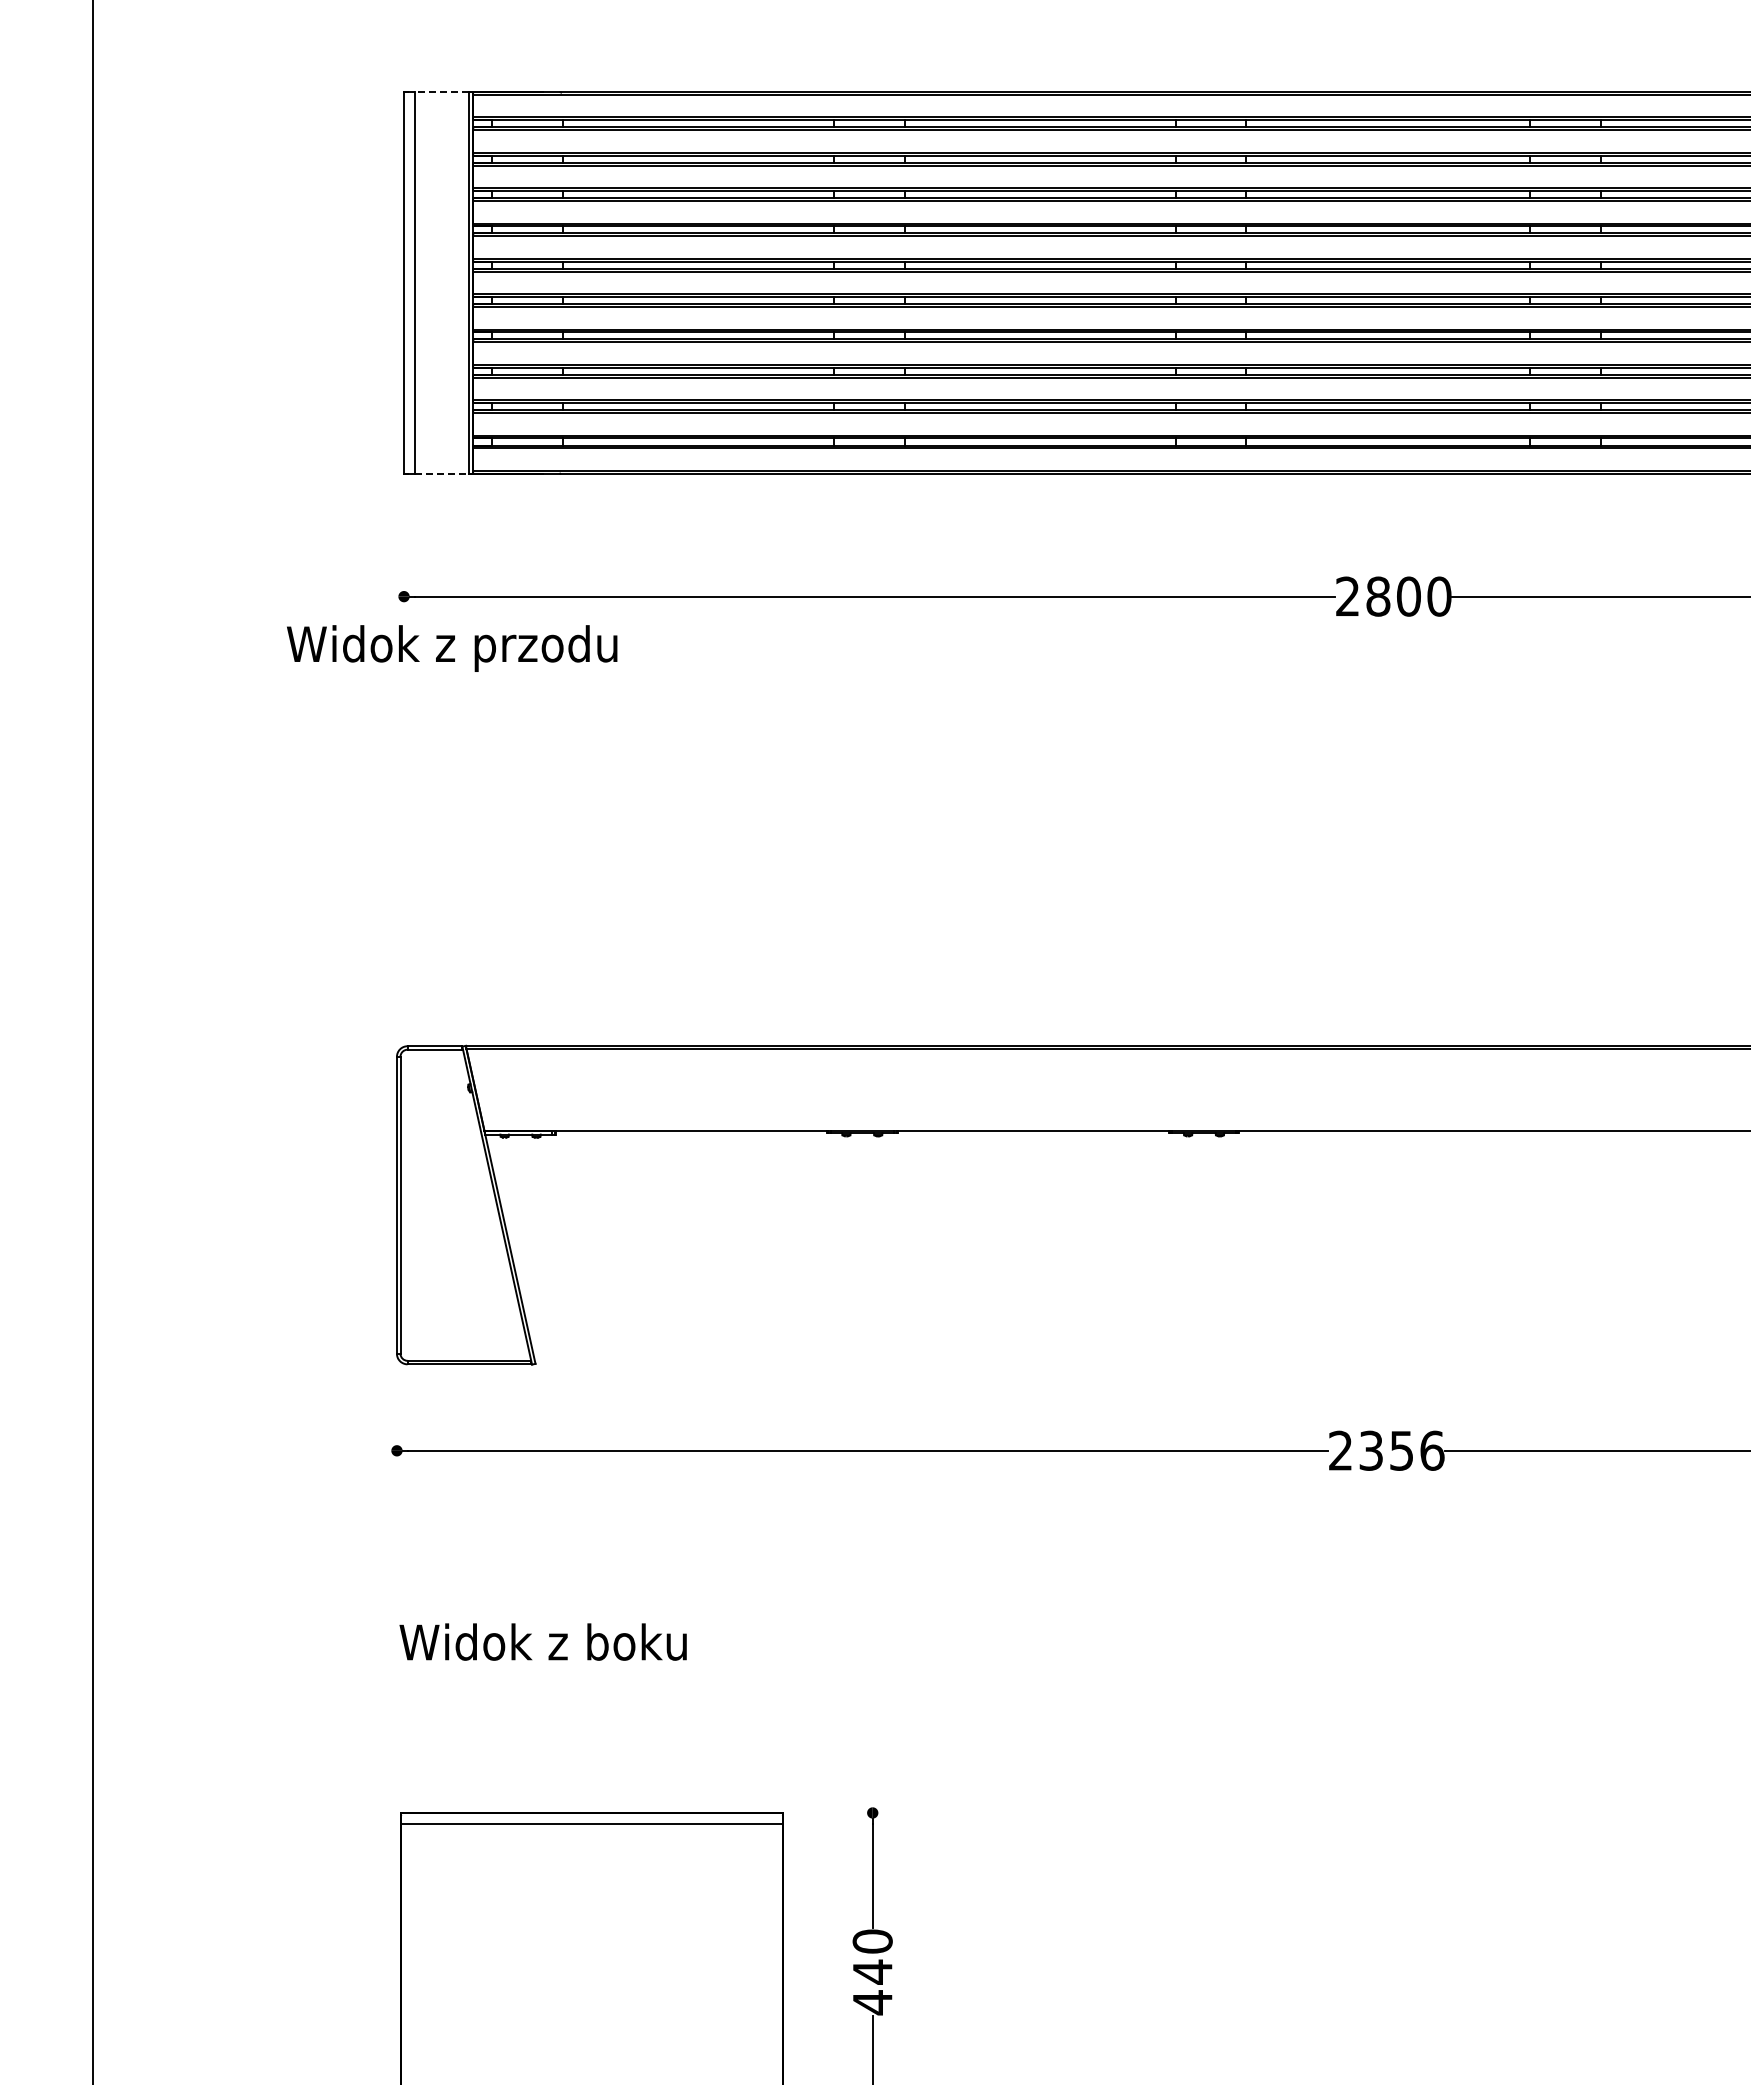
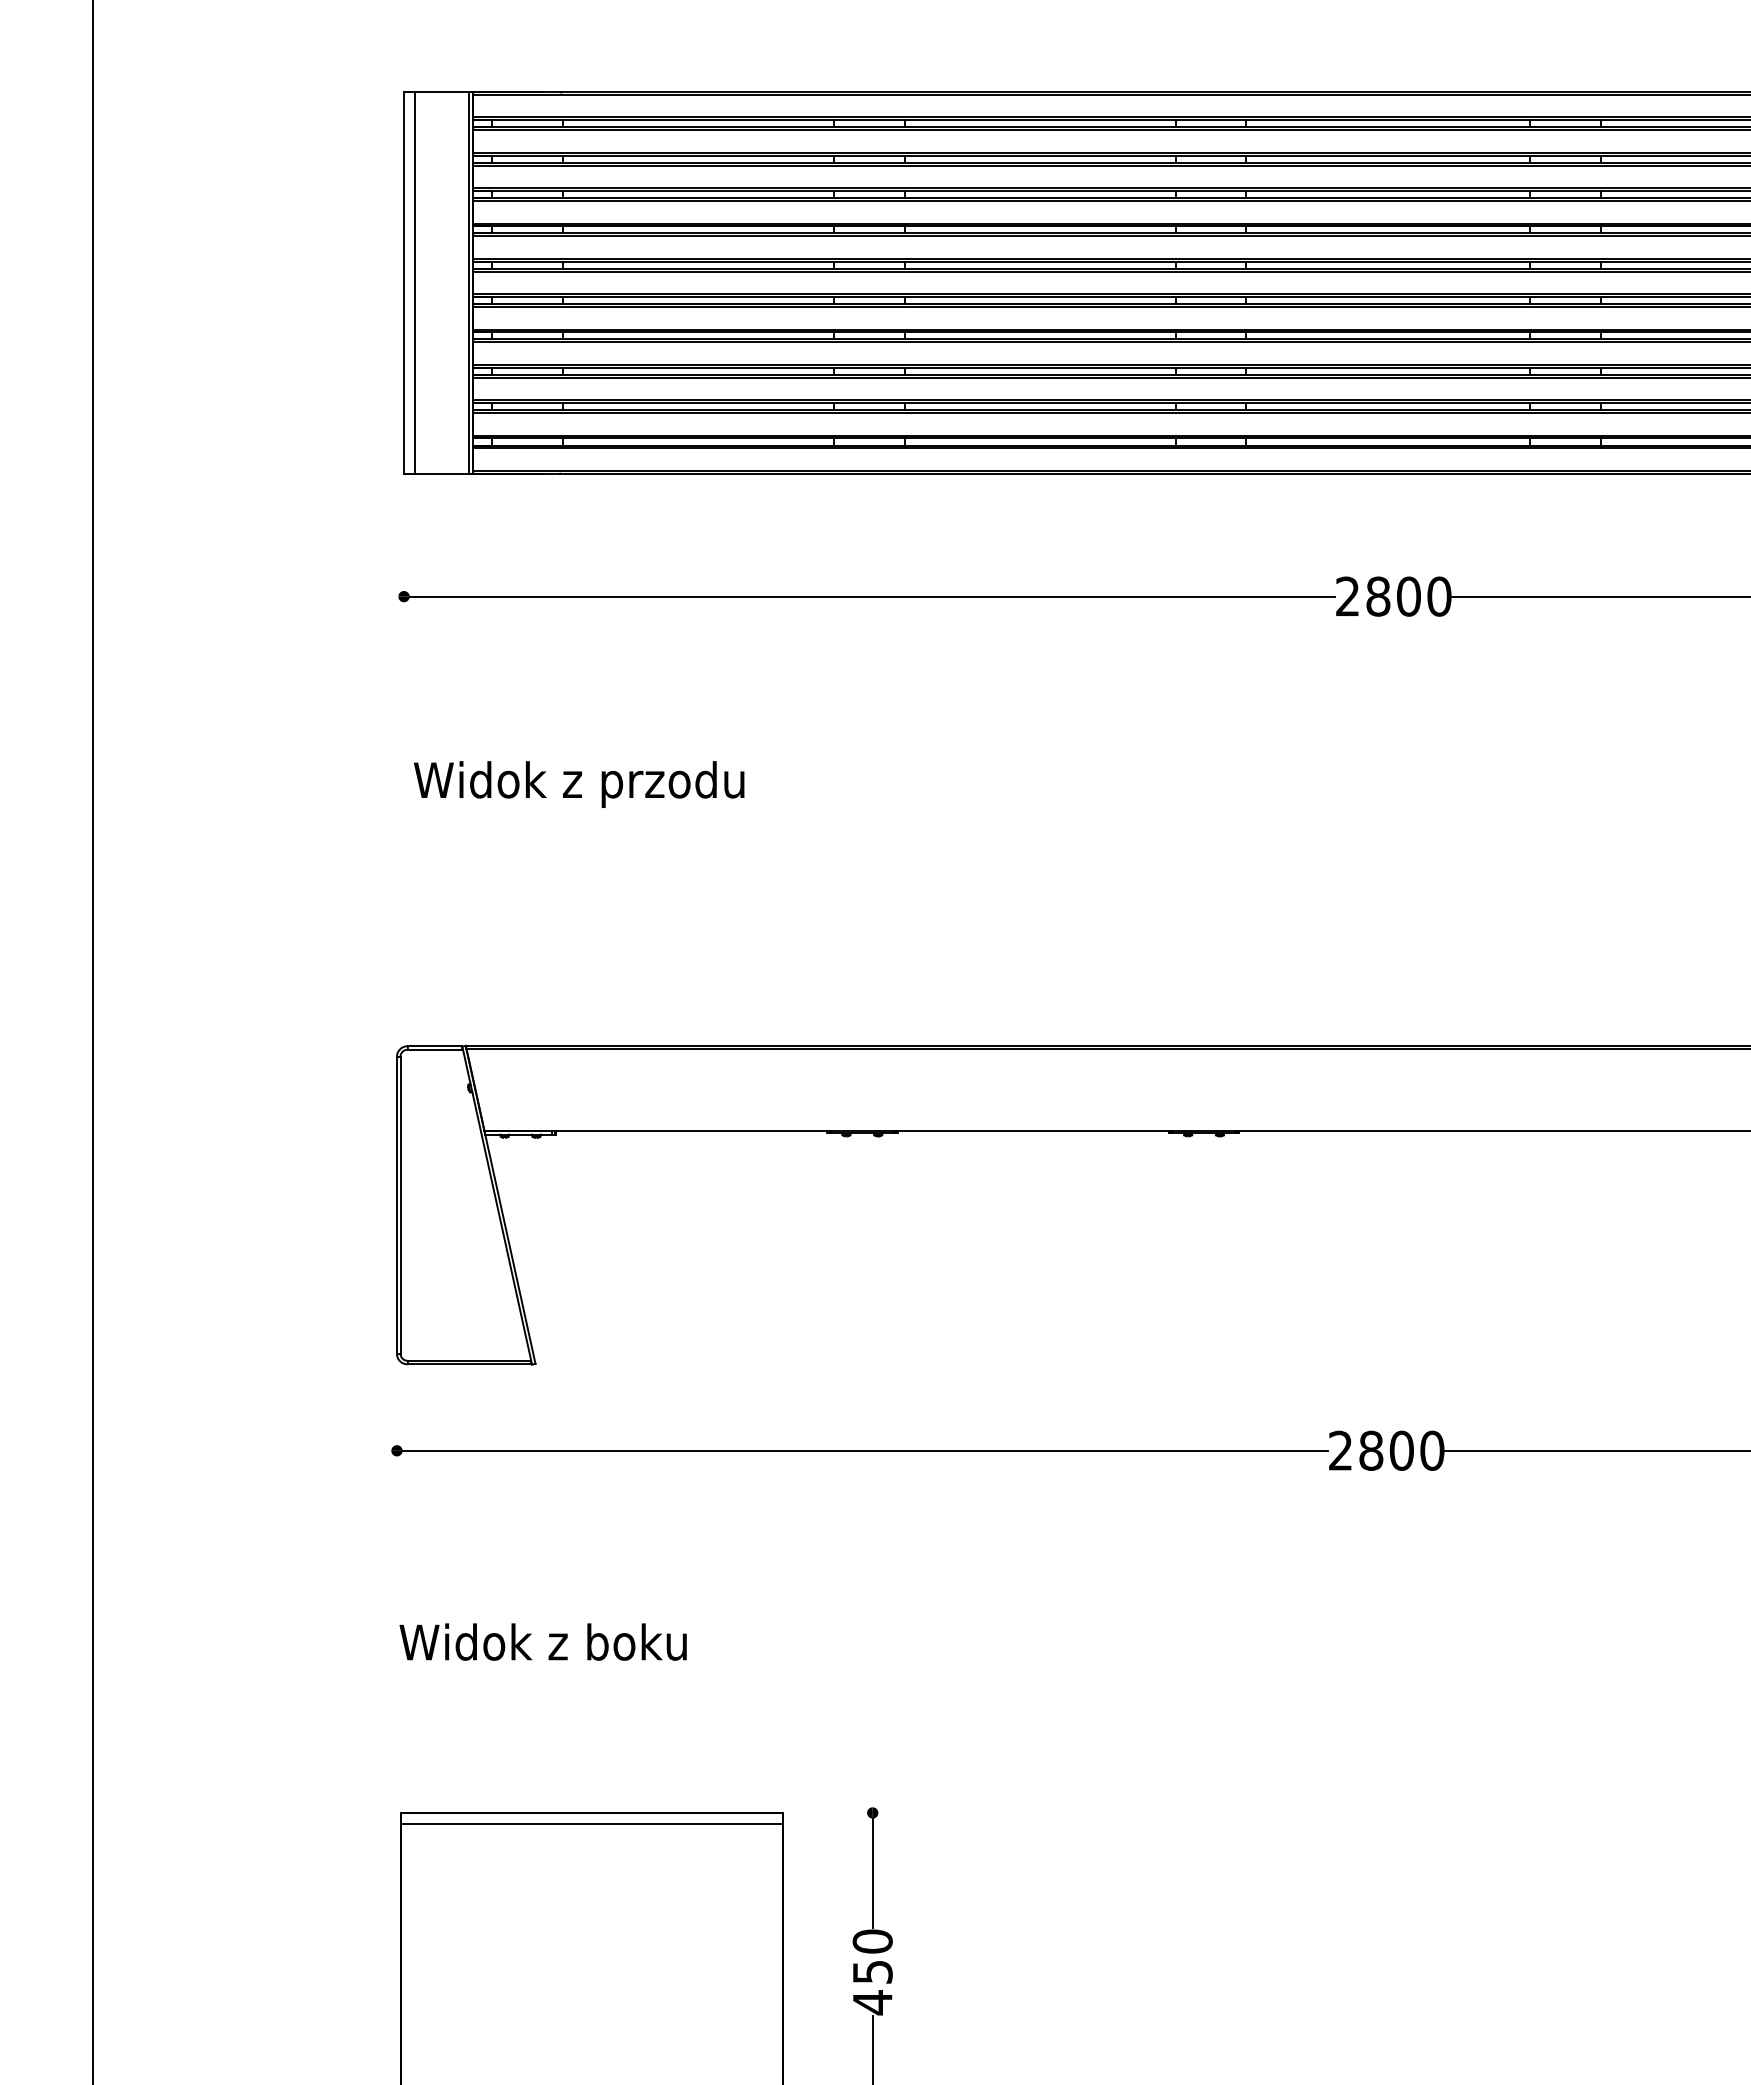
line: dashed -> solid (441, 92)
line: dashed -> solid (442, 473)
text position: (452, 648) -> (579, 784) (579, 784)
text: 2356 -> 2800 (1401, 1450)
text: 440 -> 450 (872, 1971)
